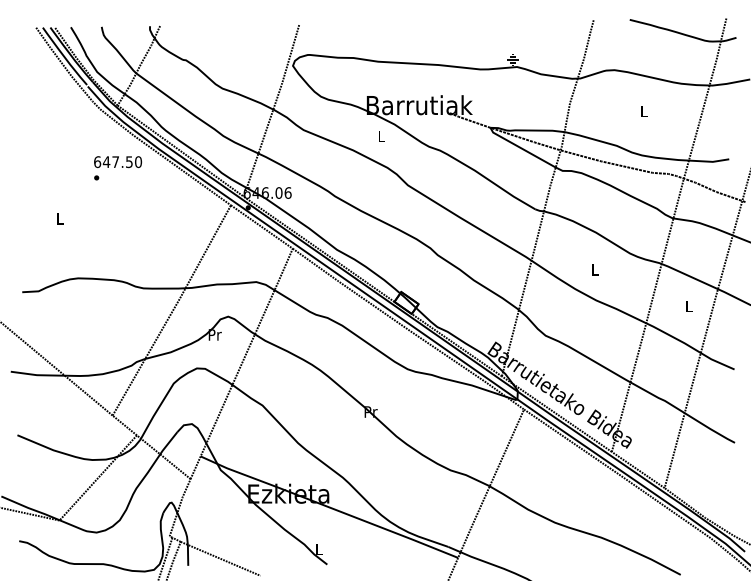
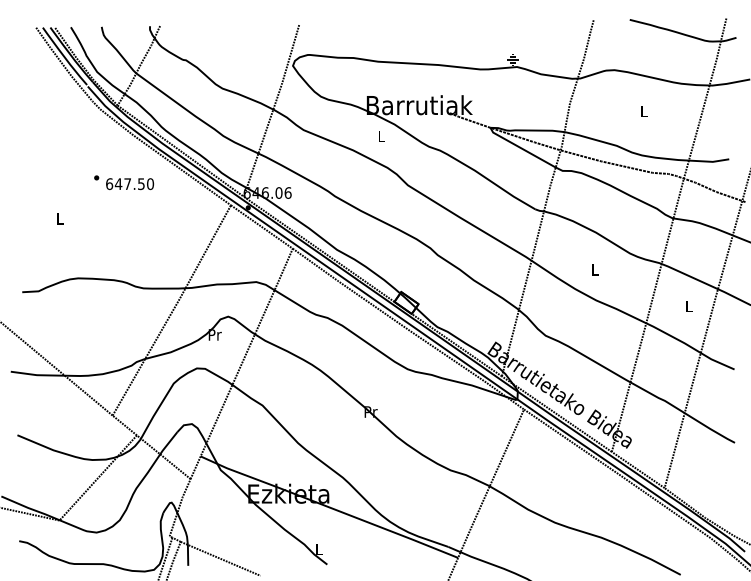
text position: (117, 162) -> (129, 184) (129, 184)
